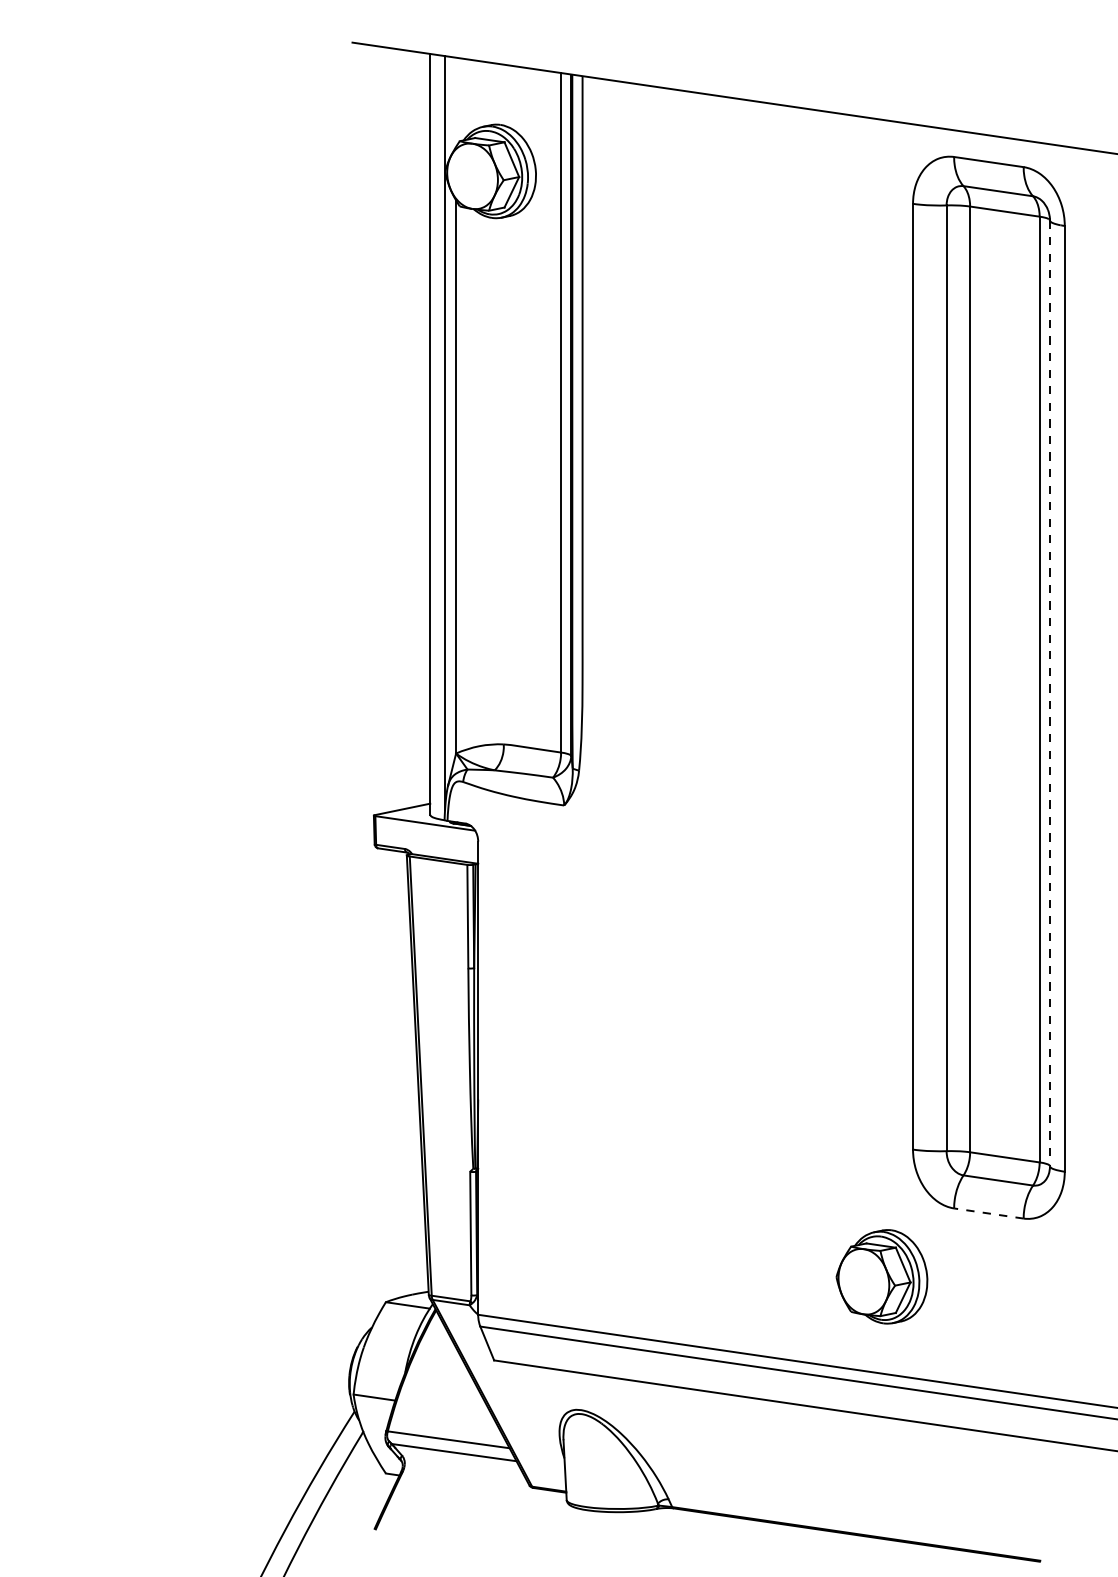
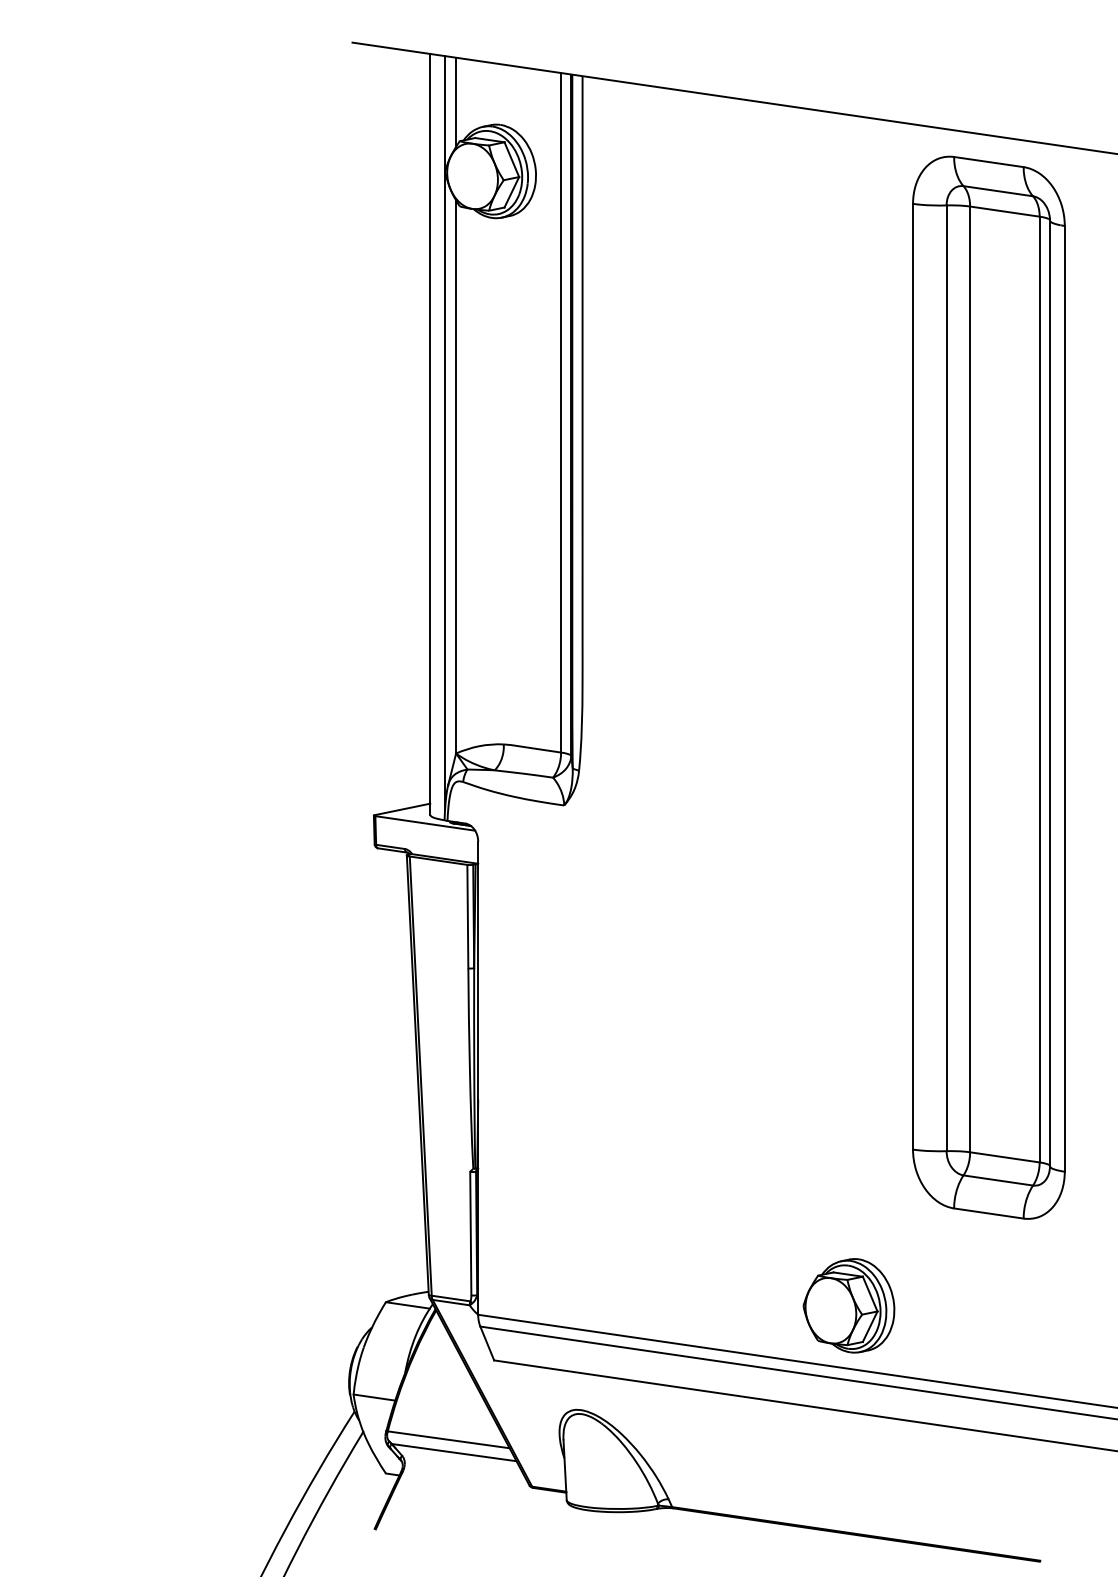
line: none -> present (456, 101)
line: dashed -> solid (1049, 693)
line: dashed -> solid (988, 1213)
part position: (881, 1276) -> (848, 1305) (848, 1305)
